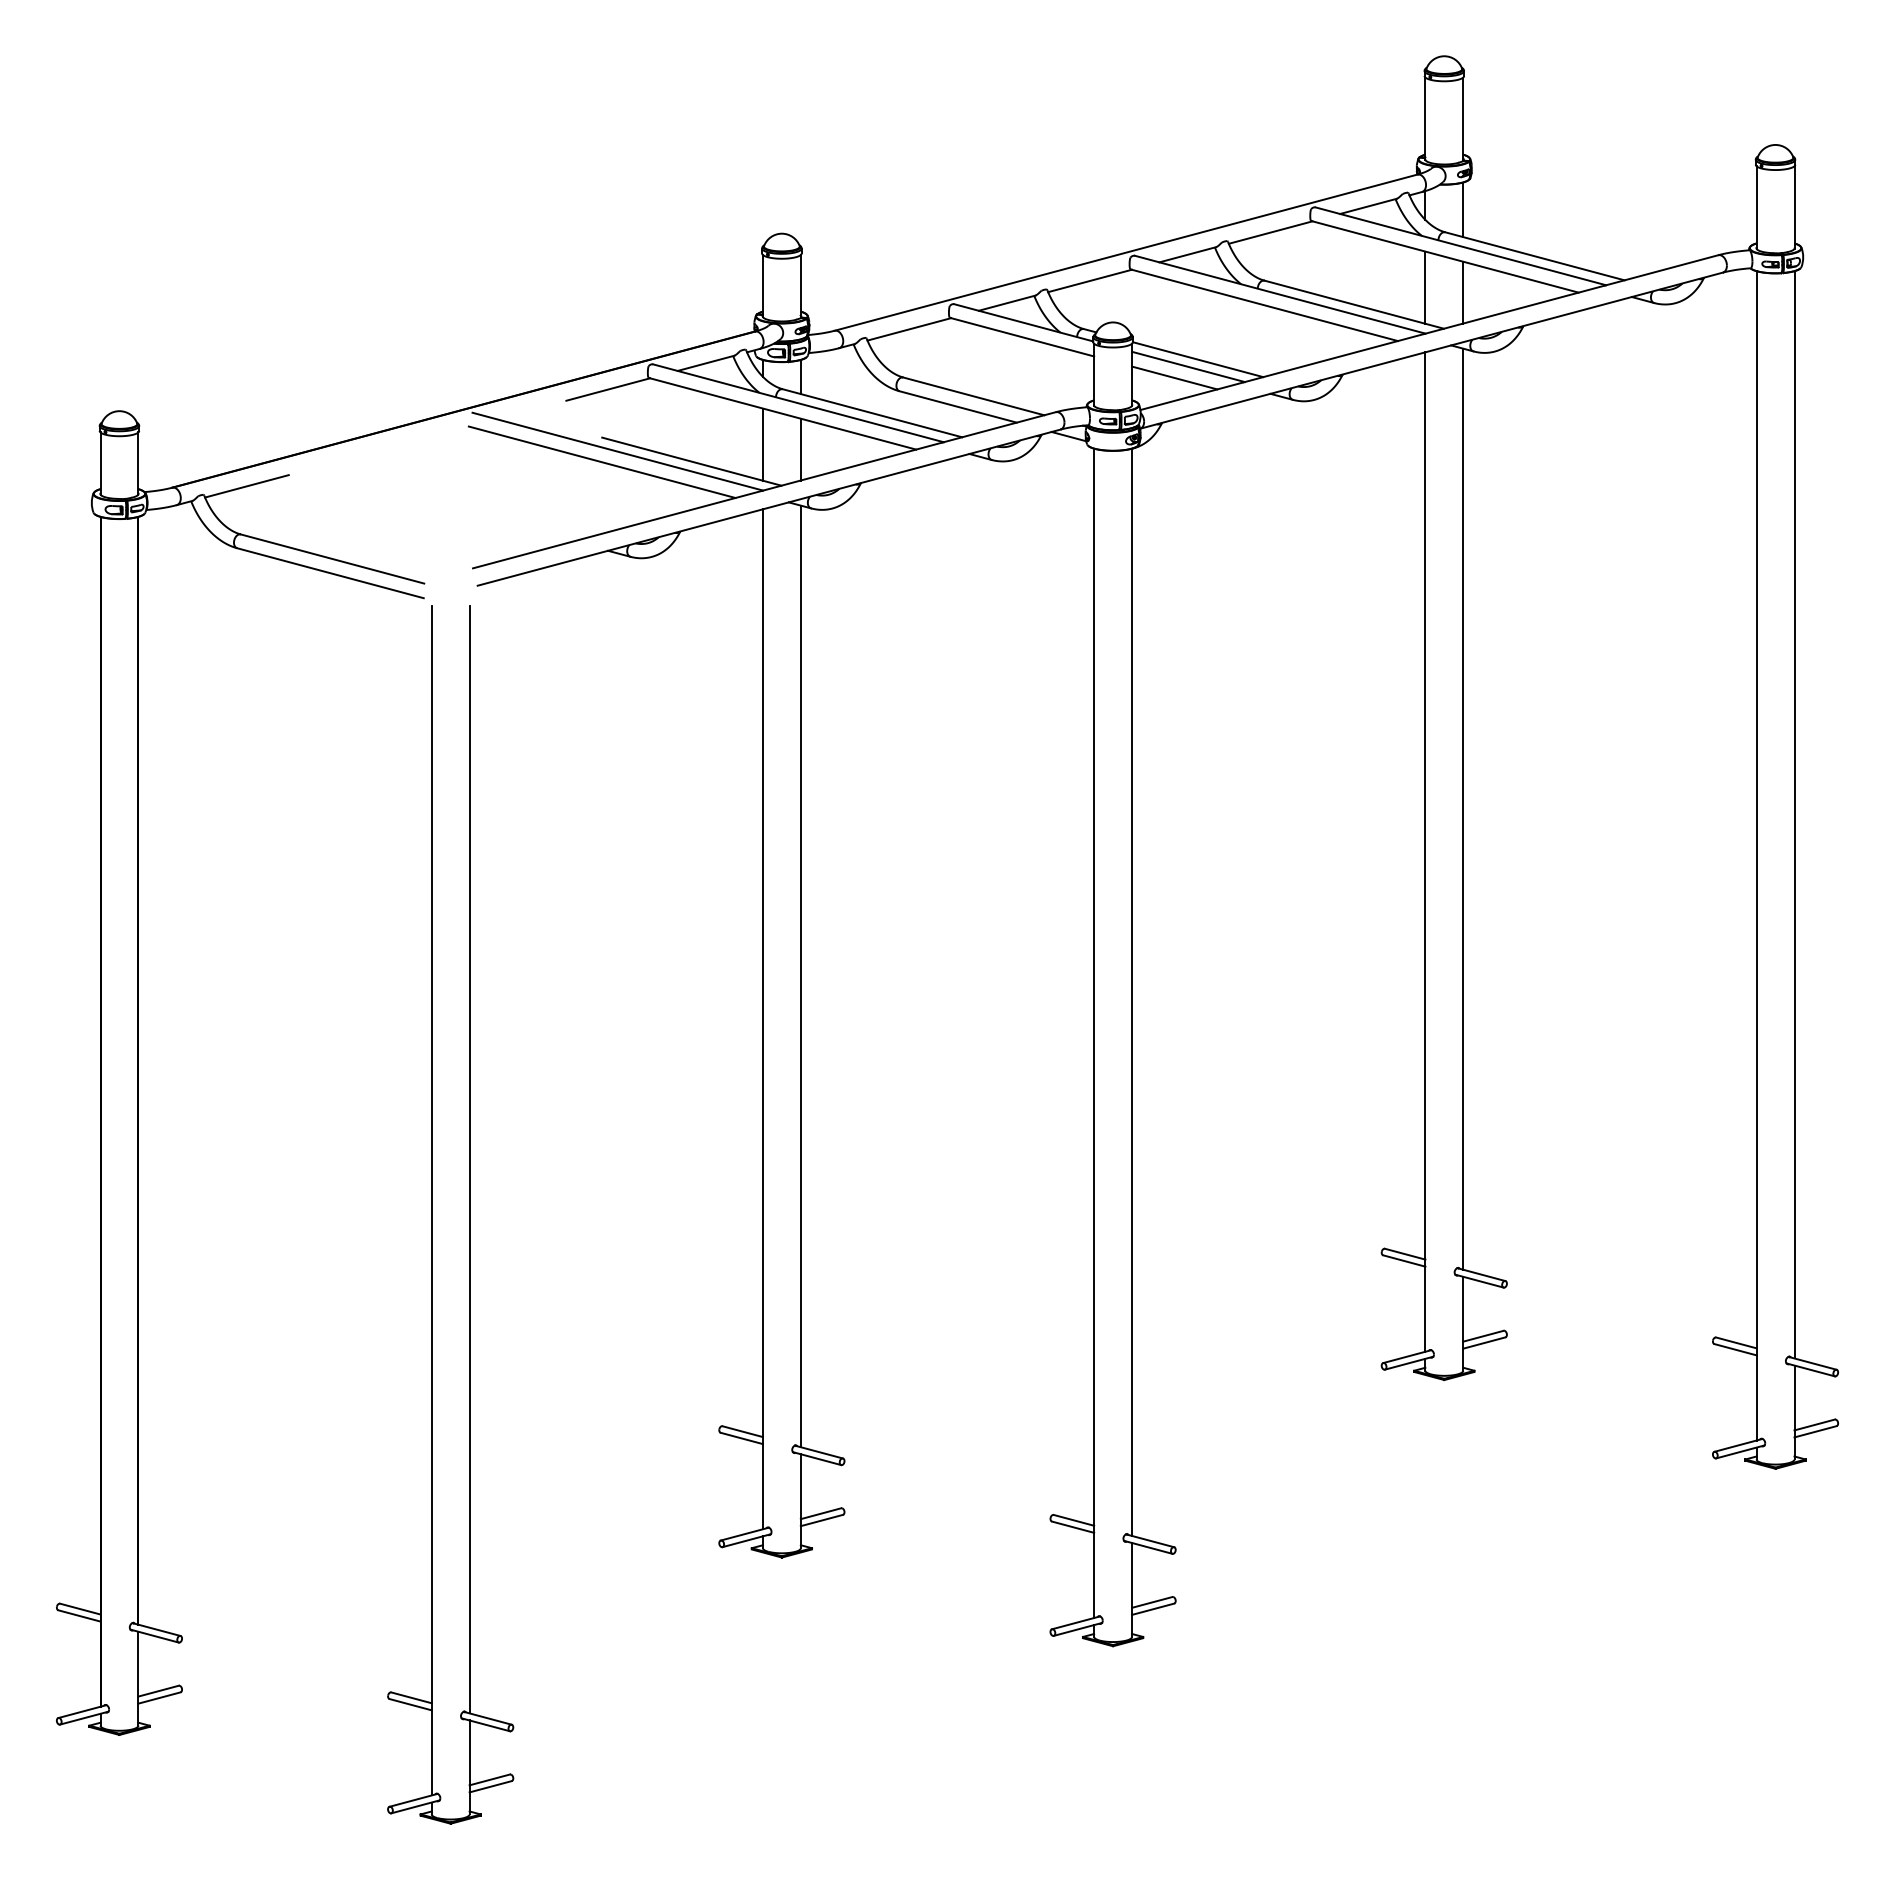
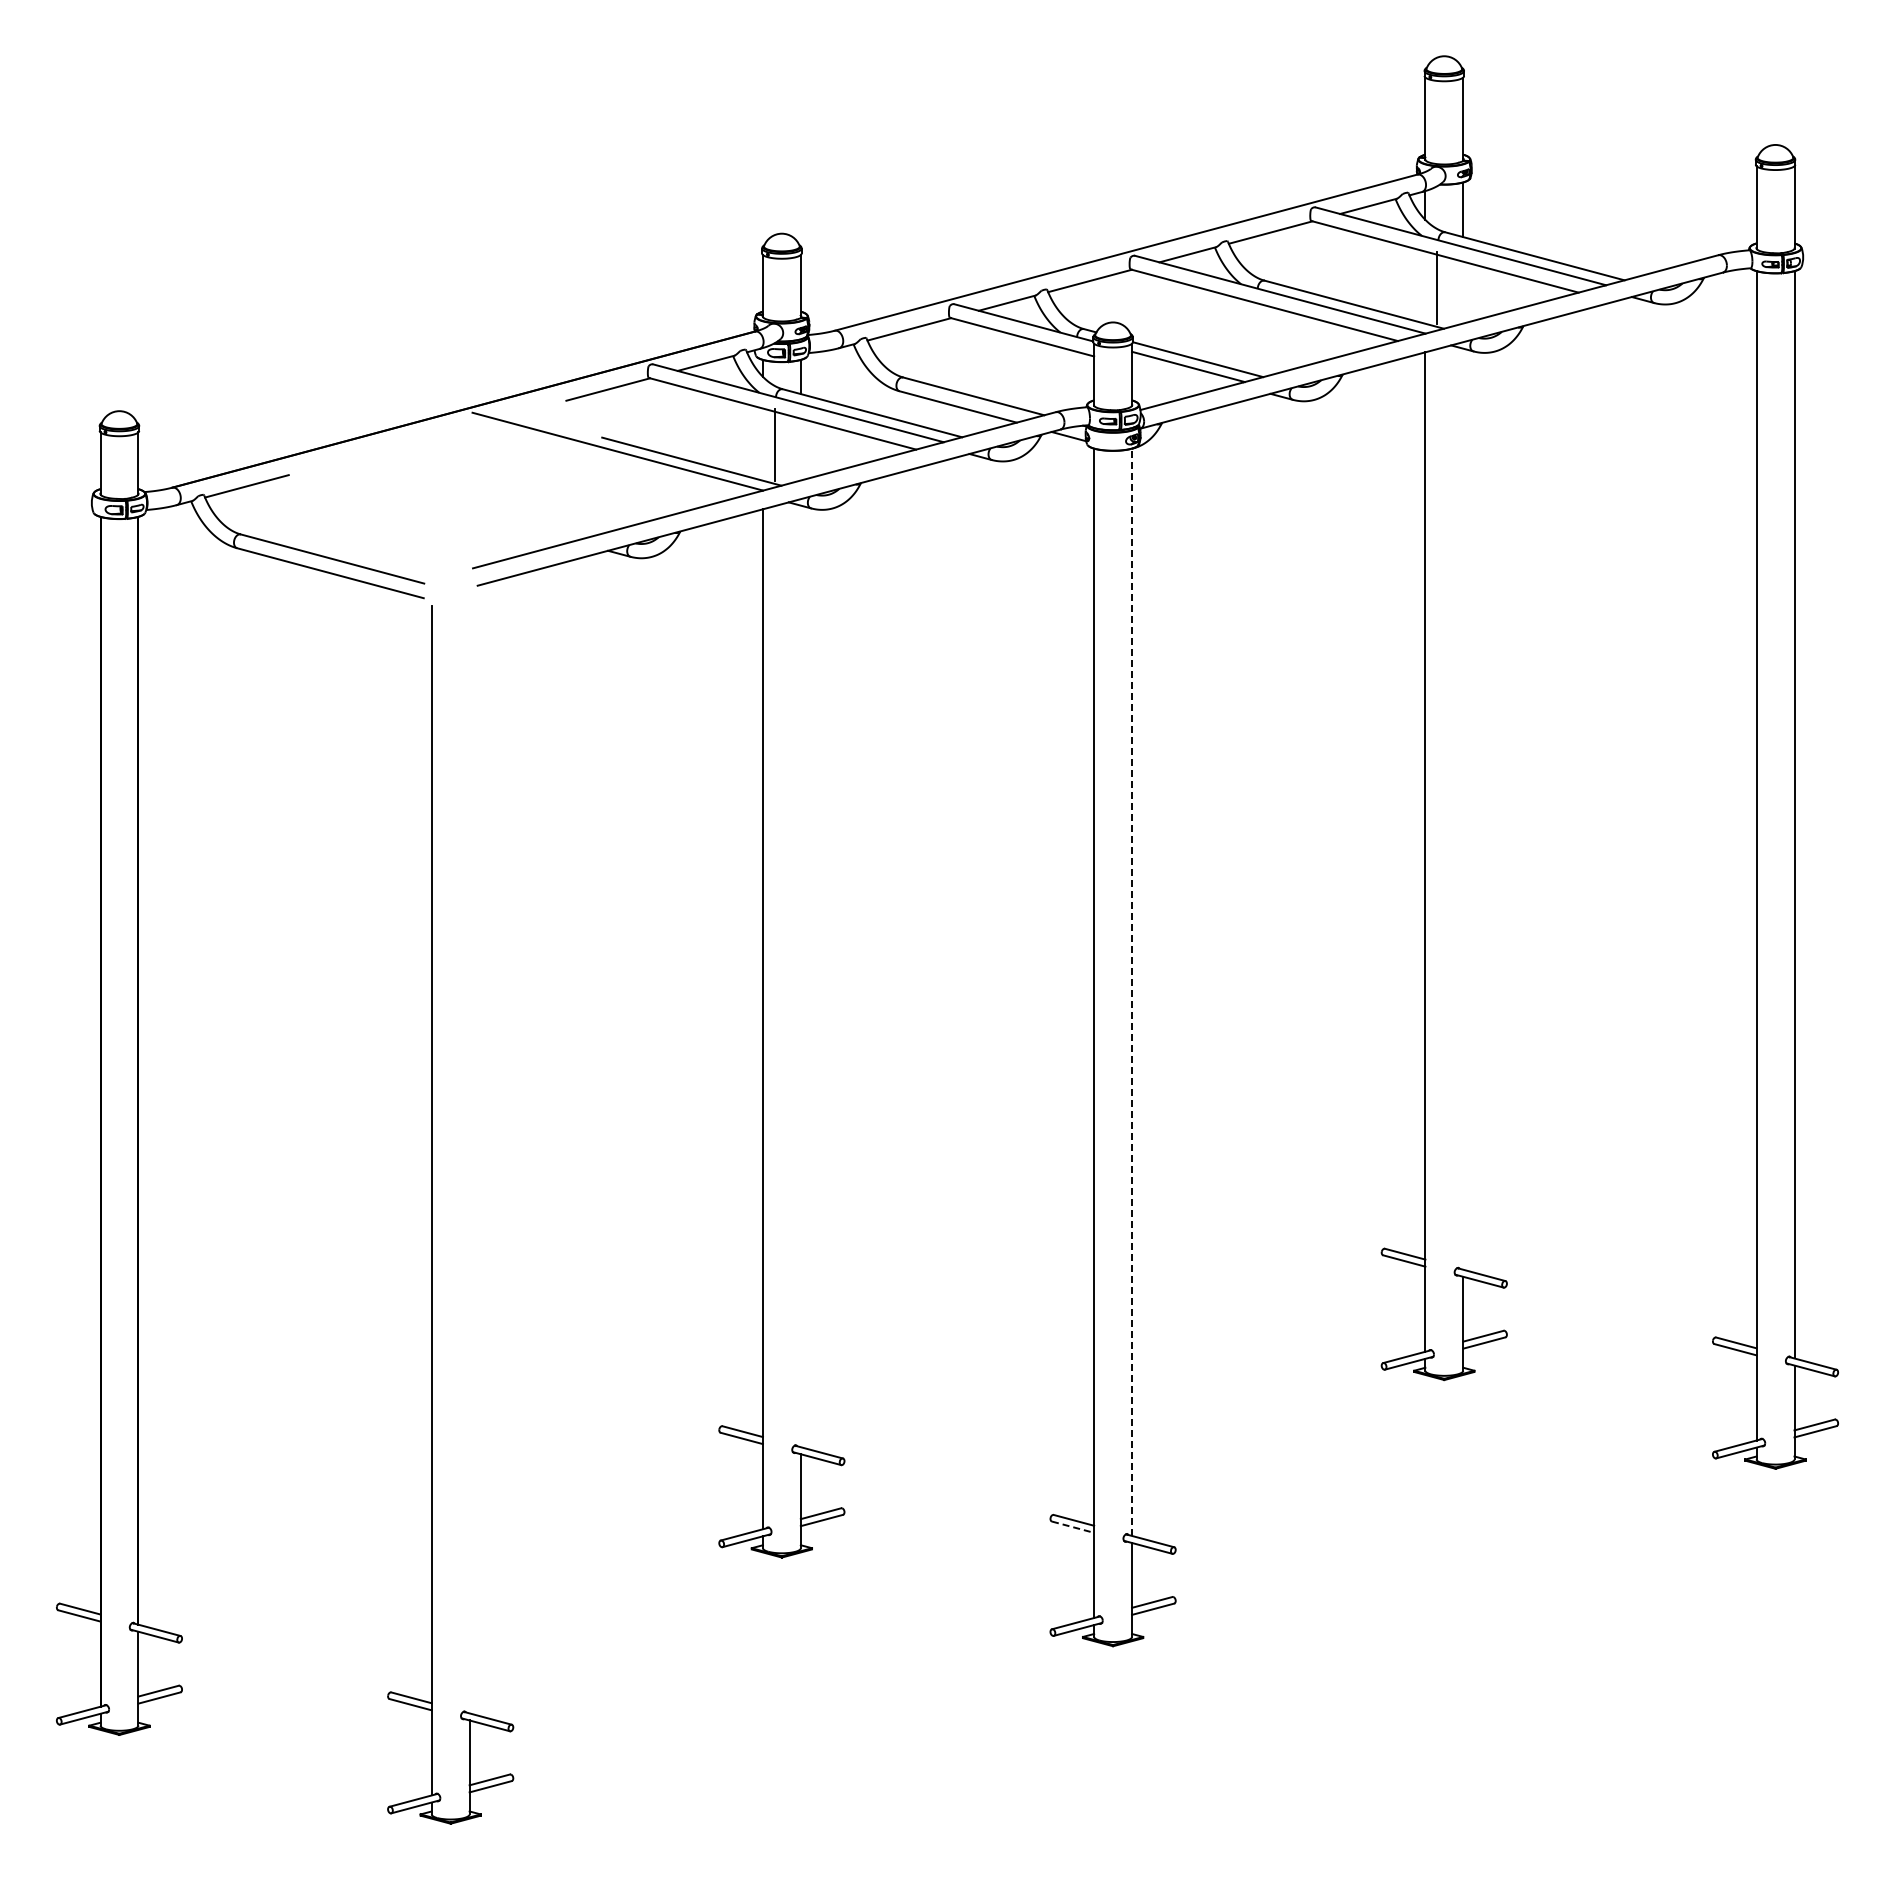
line position: (1425, 287) -> (1437, 287) (1437, 287)
line: present -> none (1463, 292)
line: present -> none (1174, 377)
line position: (762, 444) -> (774, 444) (774, 444)
line: present -> none (800, 449)
line: present -> none (601, 462)
line: present -> none (1463, 808)
line: present -> none (800, 976)
line: solid -> dashed (1132, 992)
line: present -> none (469, 1159)
line: solid -> dashed (1073, 1527)
